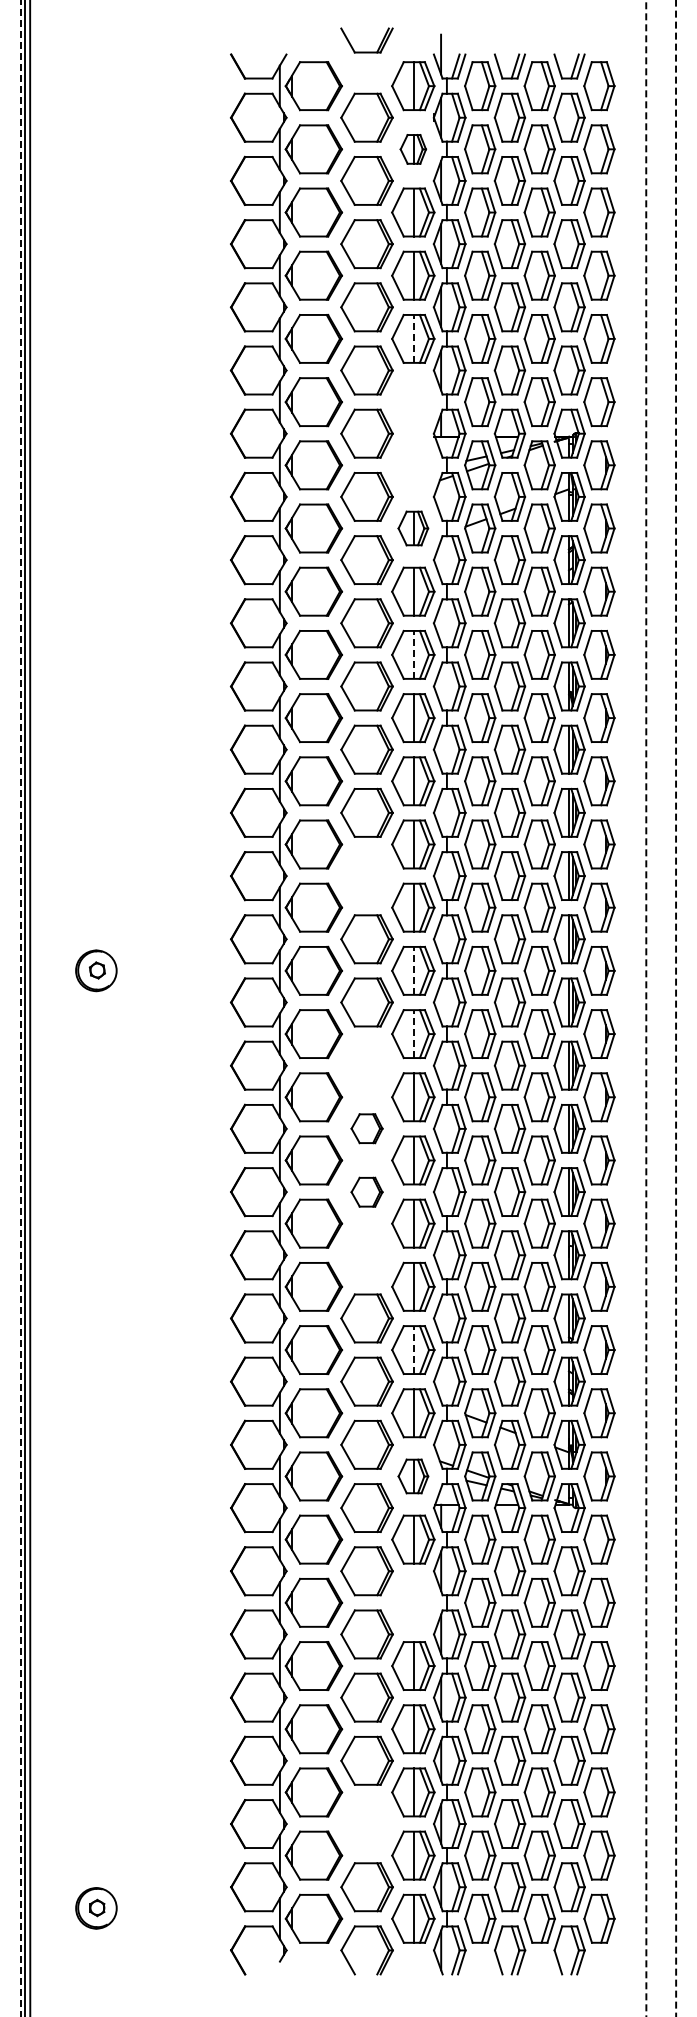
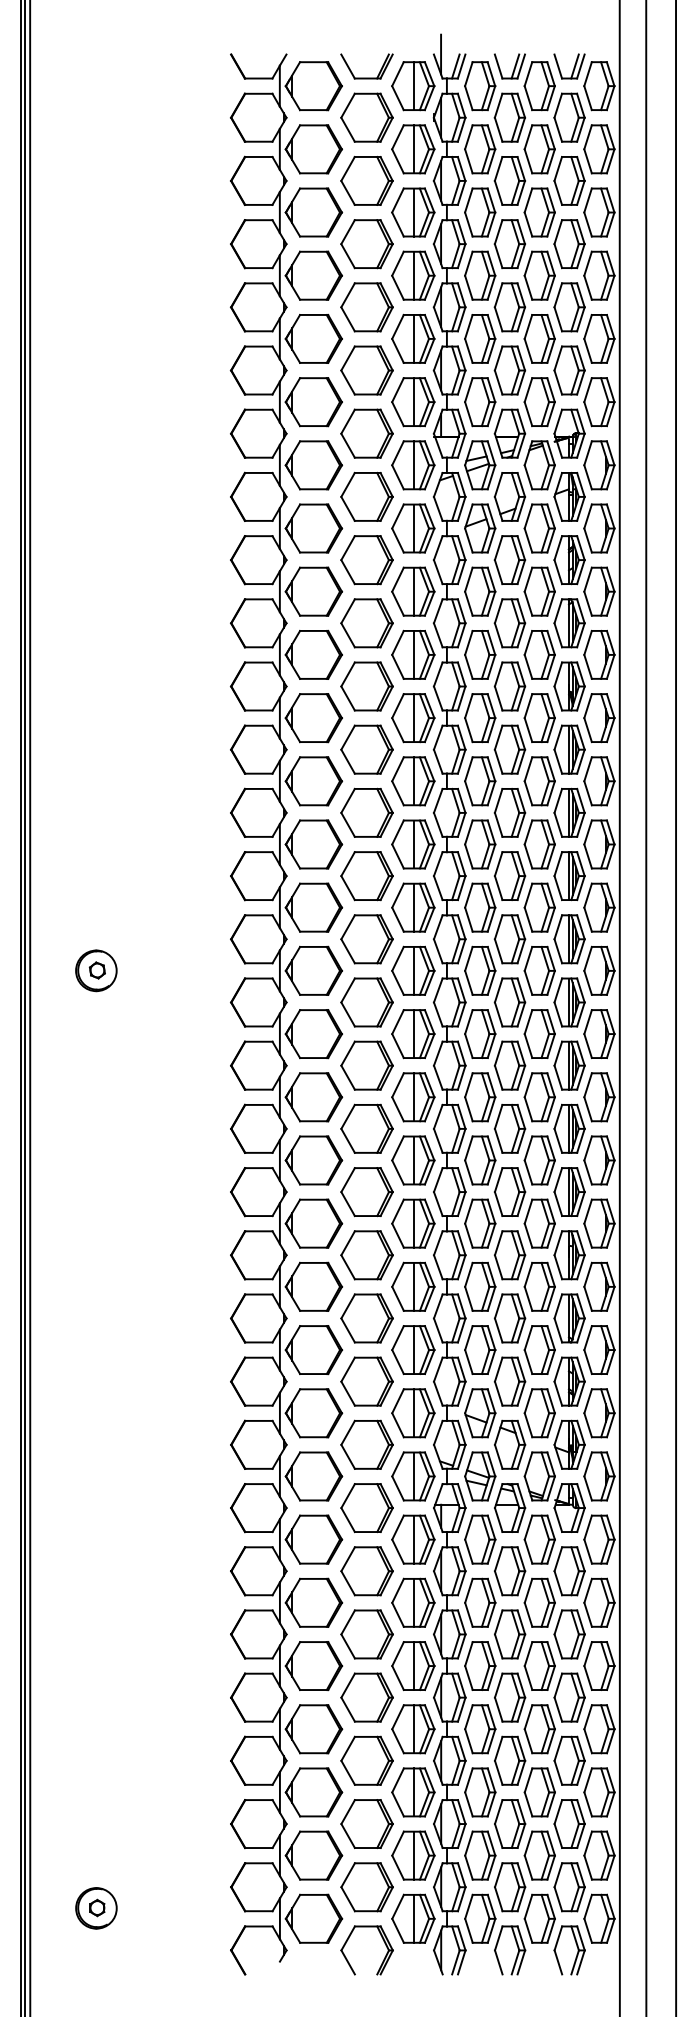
part position: (366, 51) -> (366, 77) (366, 77)
part size: 29x31 px -> 45x51 px (413, 149)
line: dashed -> solid (413, 338)
part: none -> present (413, 402)
part: none -> present (413, 465)
part size: 33x37 px -> 45x51 px (413, 528)
line: dashed -> solid (413, 654)
part: none -> present (366, 876)
line: dashed -> solid (413, 970)
line: none -> present (619, 1007)
line: dashed -> solid (676, 1007)
line: dashed -> solid (20, 1008)
line: dashed -> solid (646, 1008)
line: dashed -> solid (413, 1034)
part: none -> present (366, 1065)
part size: 34x32 px -> 54x51 px (366, 1128)
part size: 34x32 px -> 54x51 px (366, 1192)
part: none -> present (366, 1255)
line: dashed -> solid (413, 1350)
part size: 33x37 px -> 45x51 px (413, 1476)
part: none -> present (413, 1602)
part: none -> present (366, 1823)
